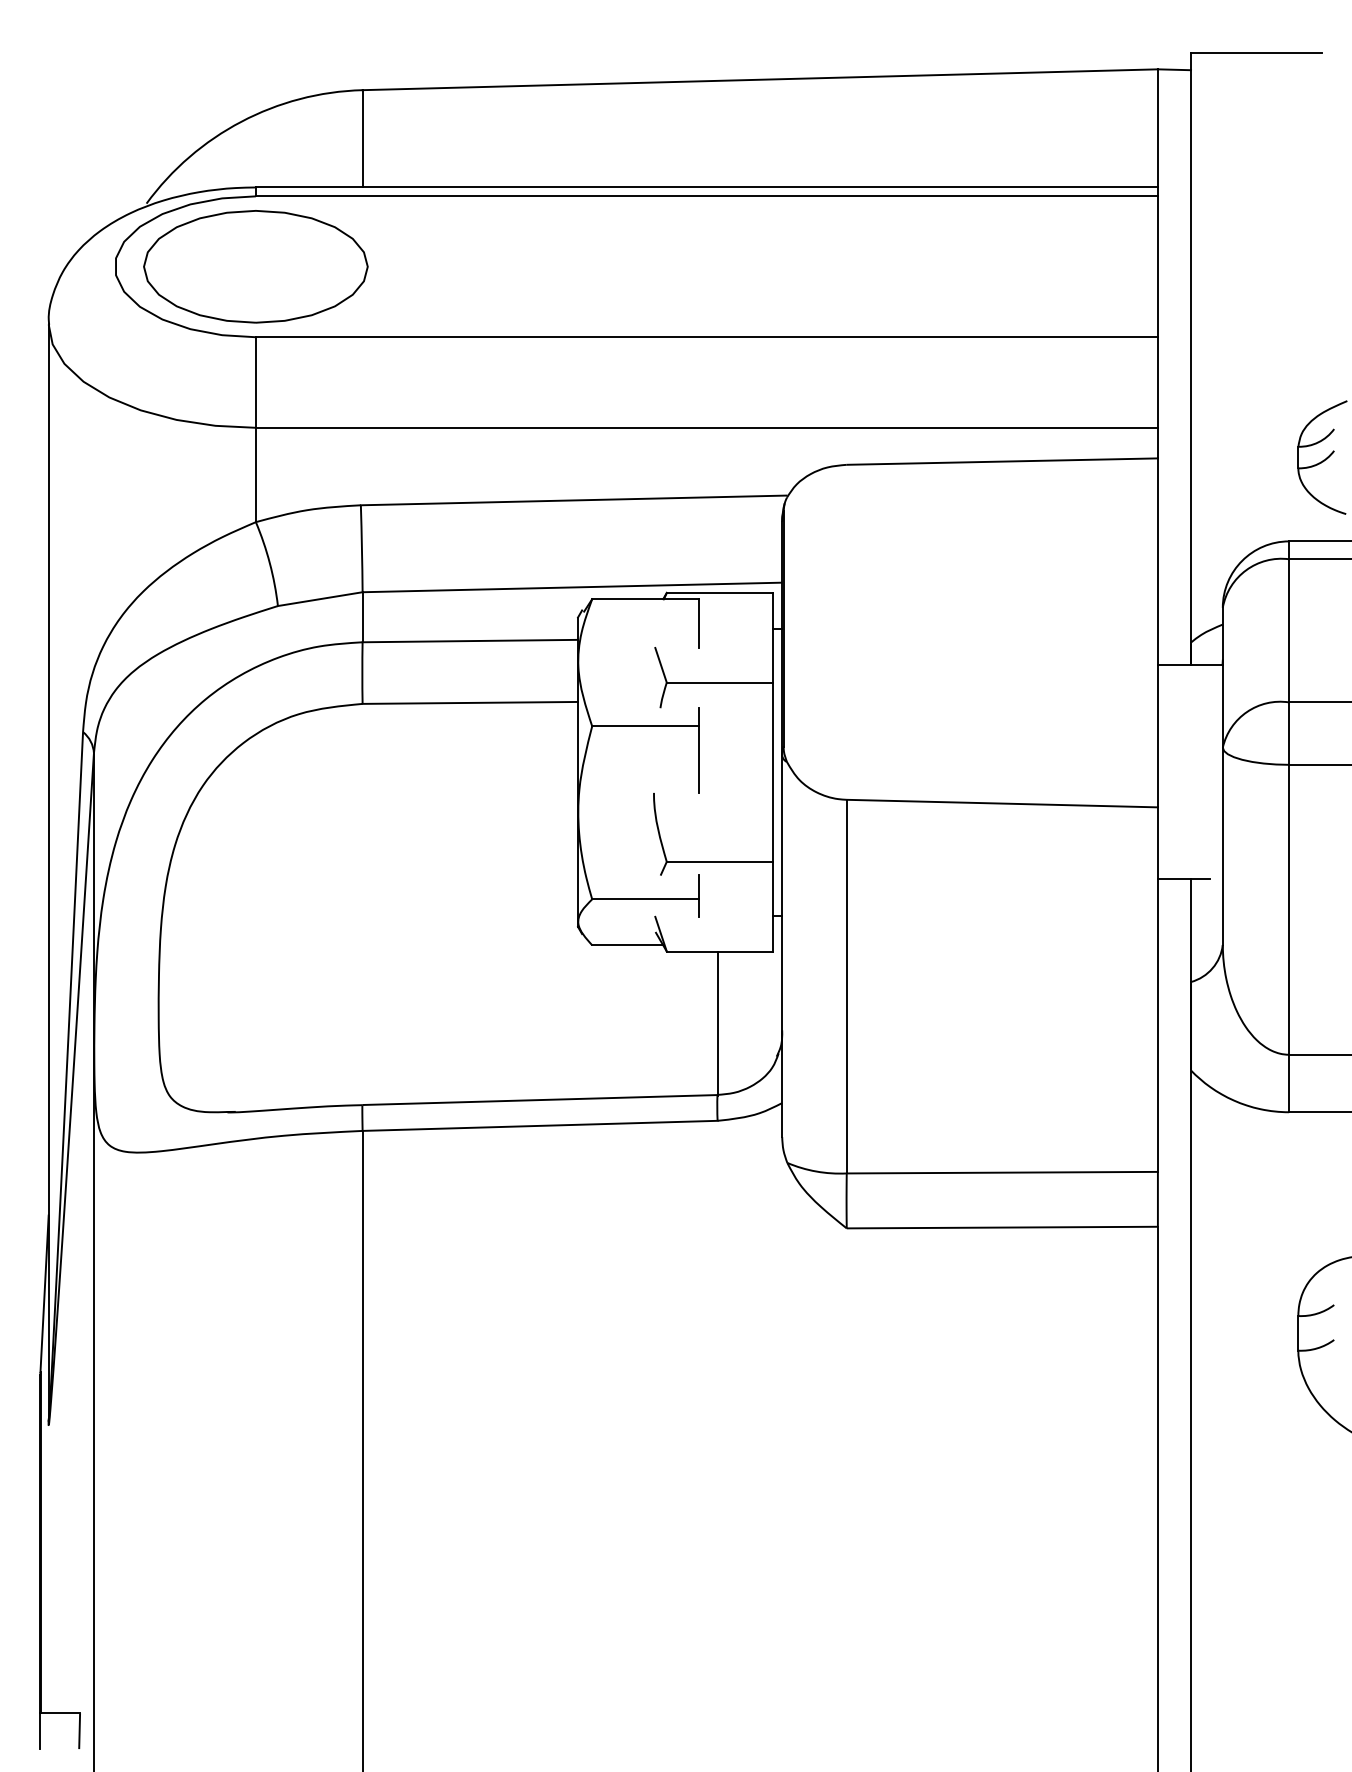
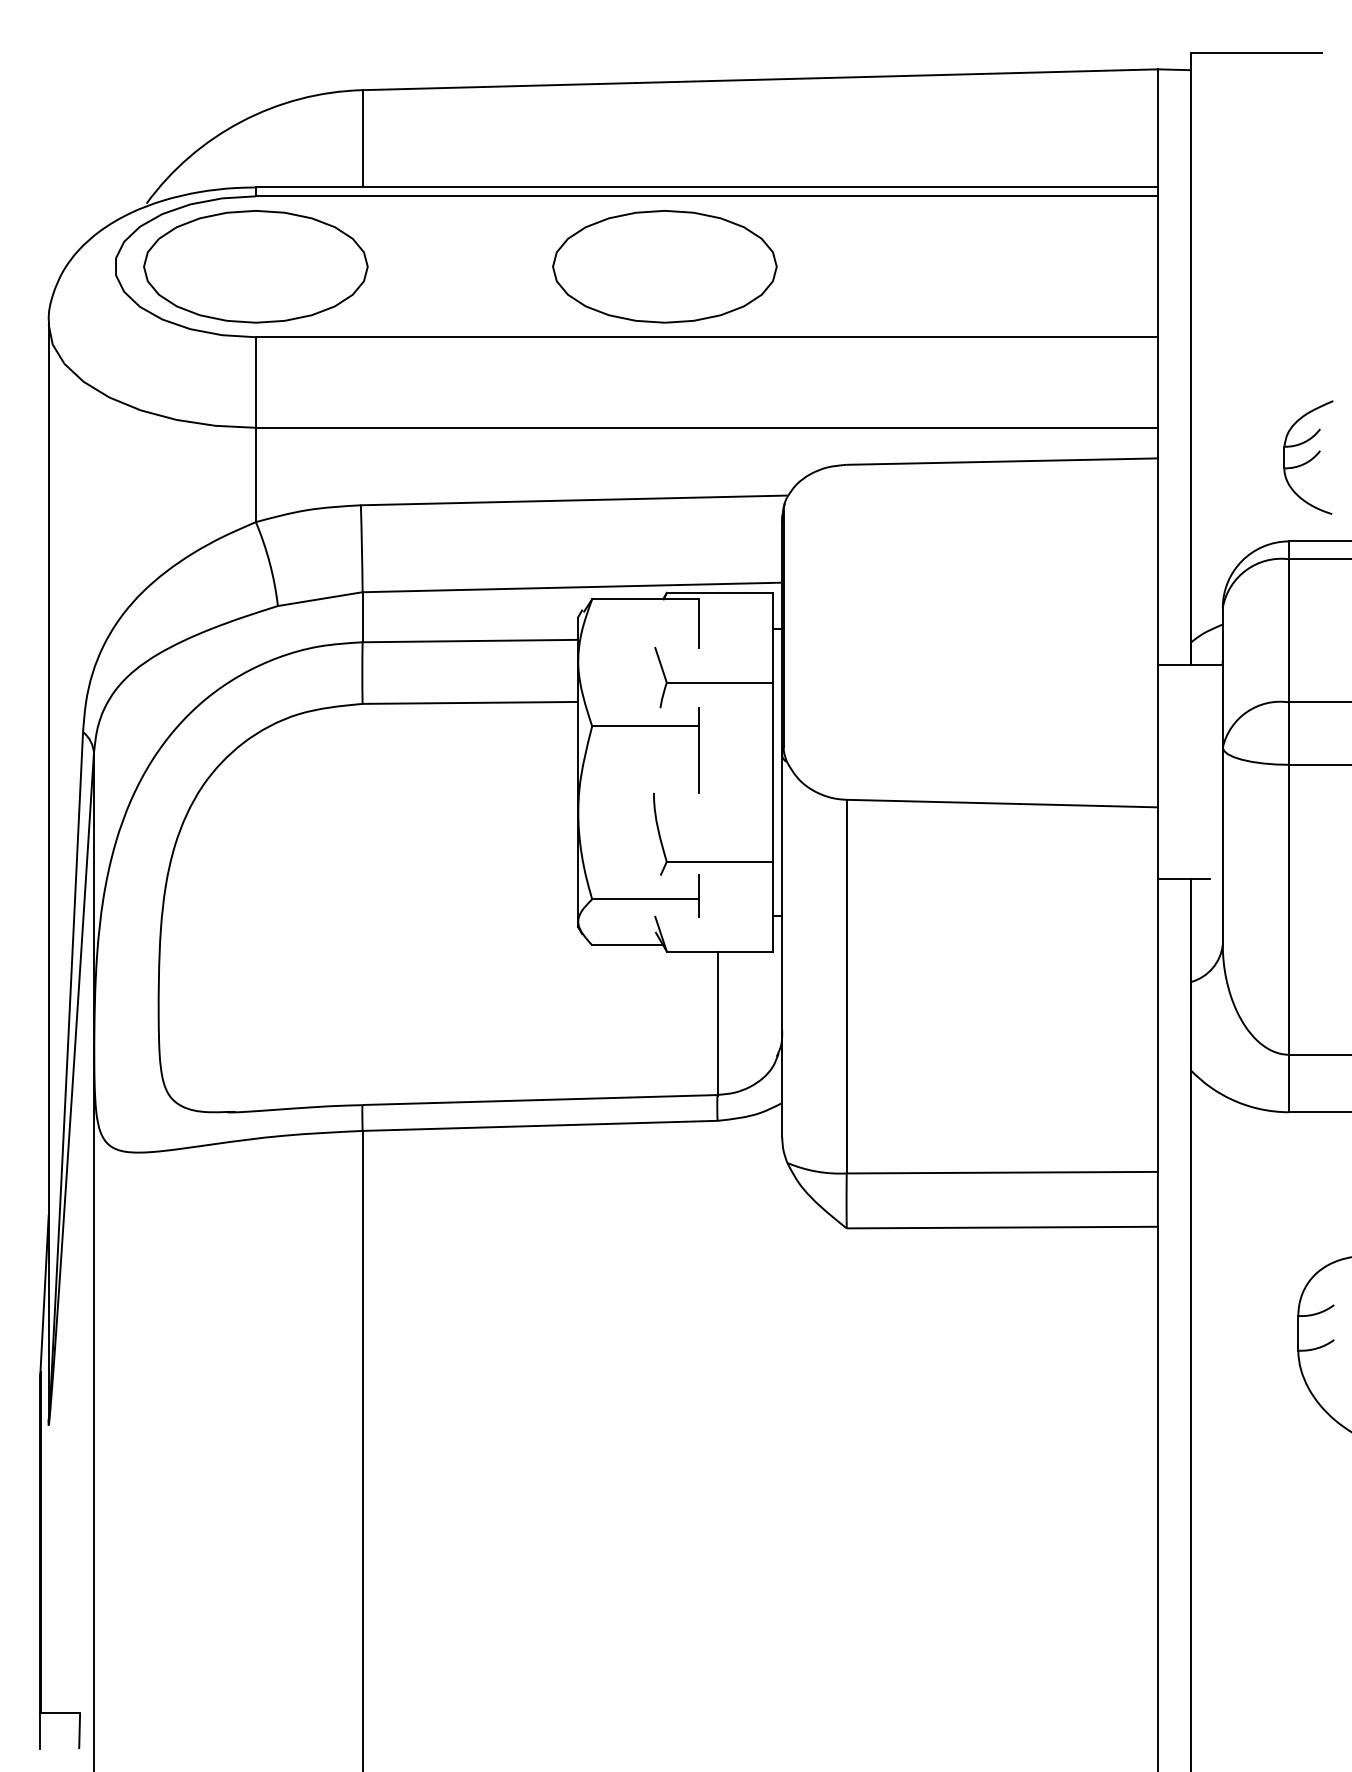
part: none -> present (664, 266)
part position: (1322, 457) -> (1308, 457) (1308, 457)
